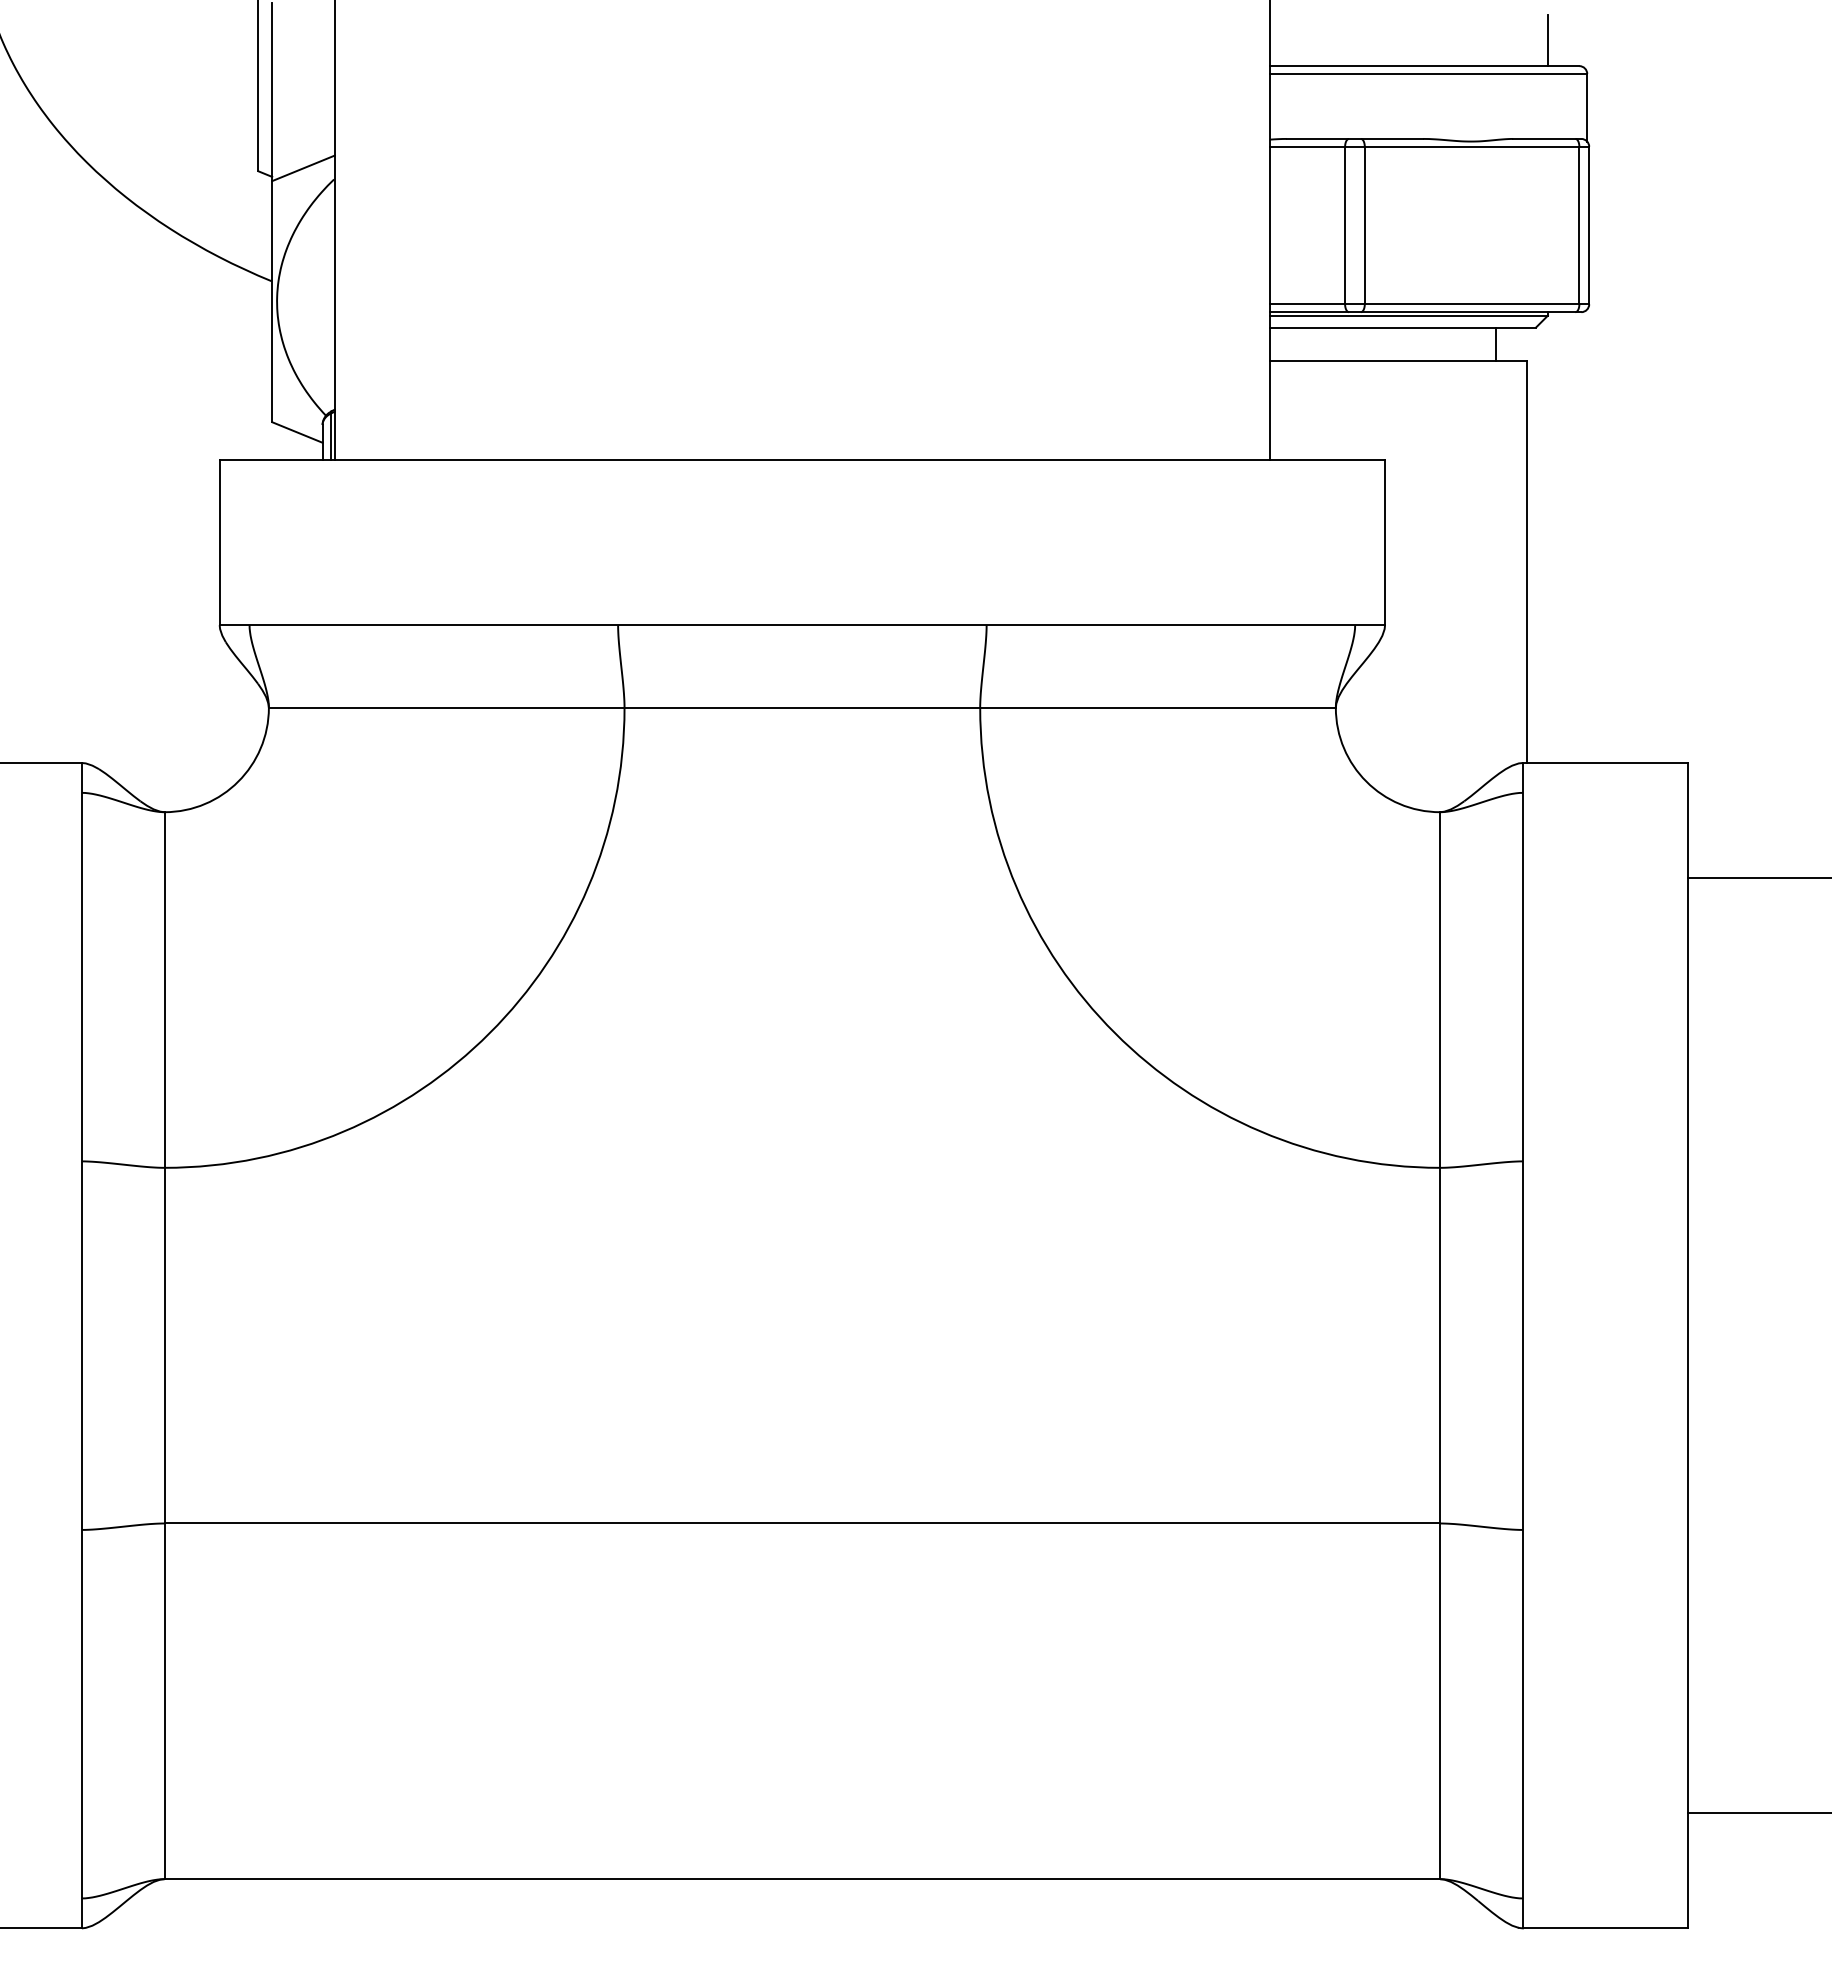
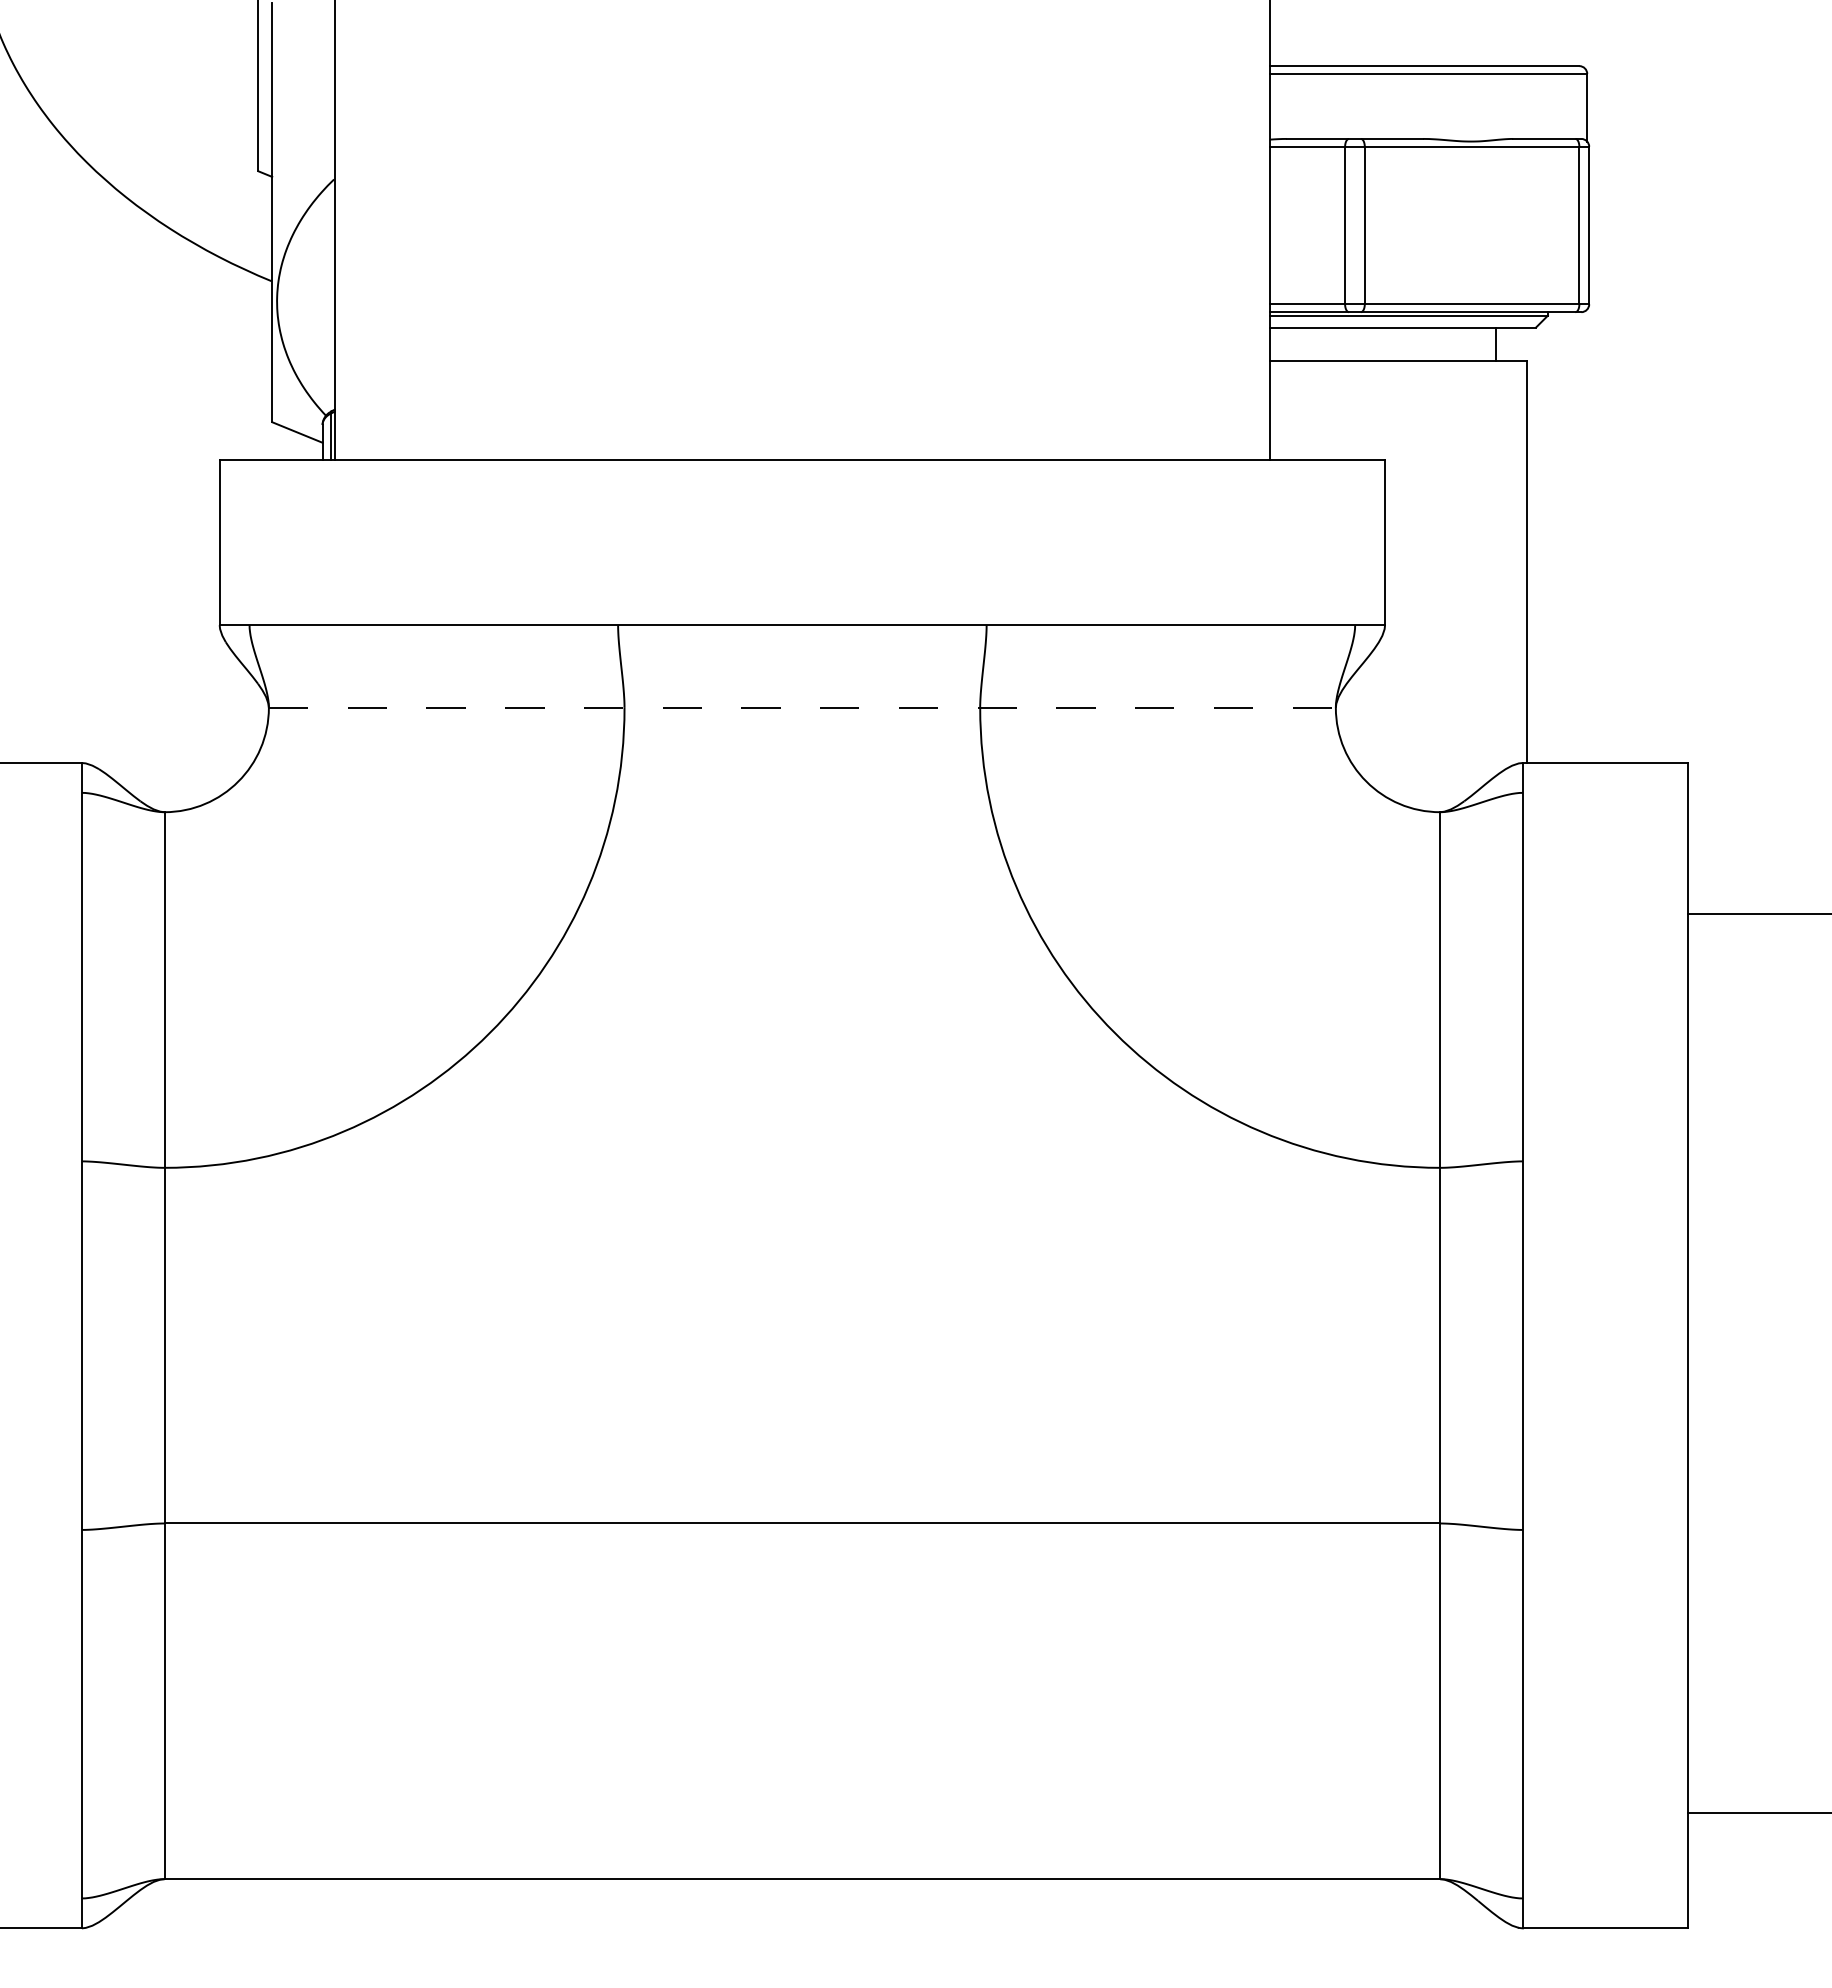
line: present -> none (1547, 40)
line: present -> none (303, 168)
line: solid -> dashed (802, 707)
line position: (1758, 878) -> (1758, 914) (1758, 914)
